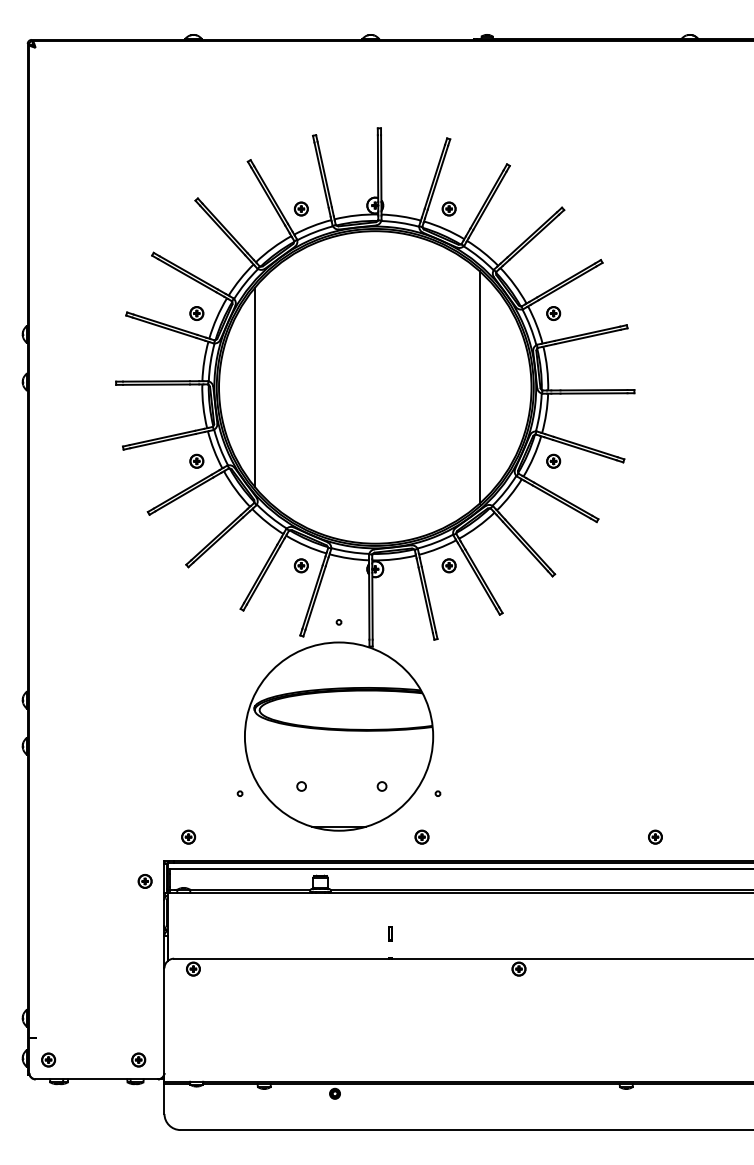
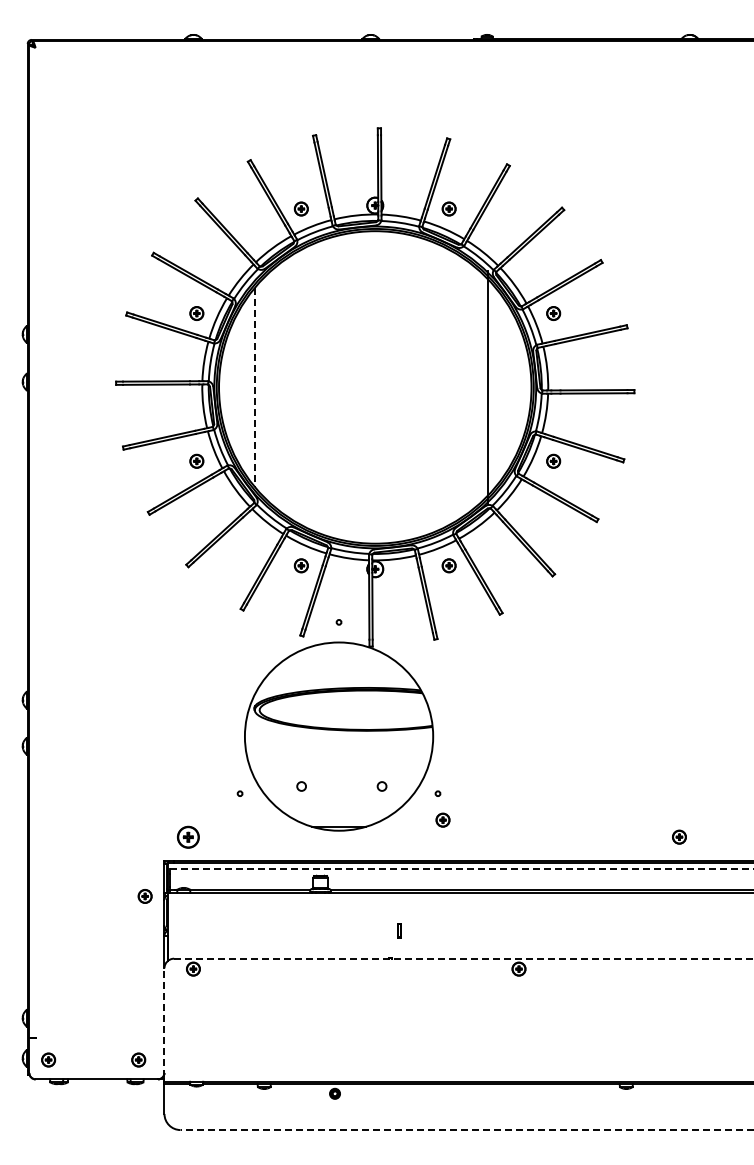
line: solid -> dashed (254, 387)
line position: (479, 387) -> (487, 387) (487, 387)
part size: 16x16 px -> 23x24 px (188, 836)
part position: (421, 836) -> (442, 819) (442, 819)
part position: (655, 836) -> (679, 836) (679, 836)
line: solid -> dashed (461, 868)
part position: (144, 881) -> (144, 896) (144, 896)
part position: (390, 933) -> (399, 930) (399, 930)
line: solid -> dashed (463, 958)
line: solid -> dashed (164, 1022)
line: solid -> dashed (466, 1130)
